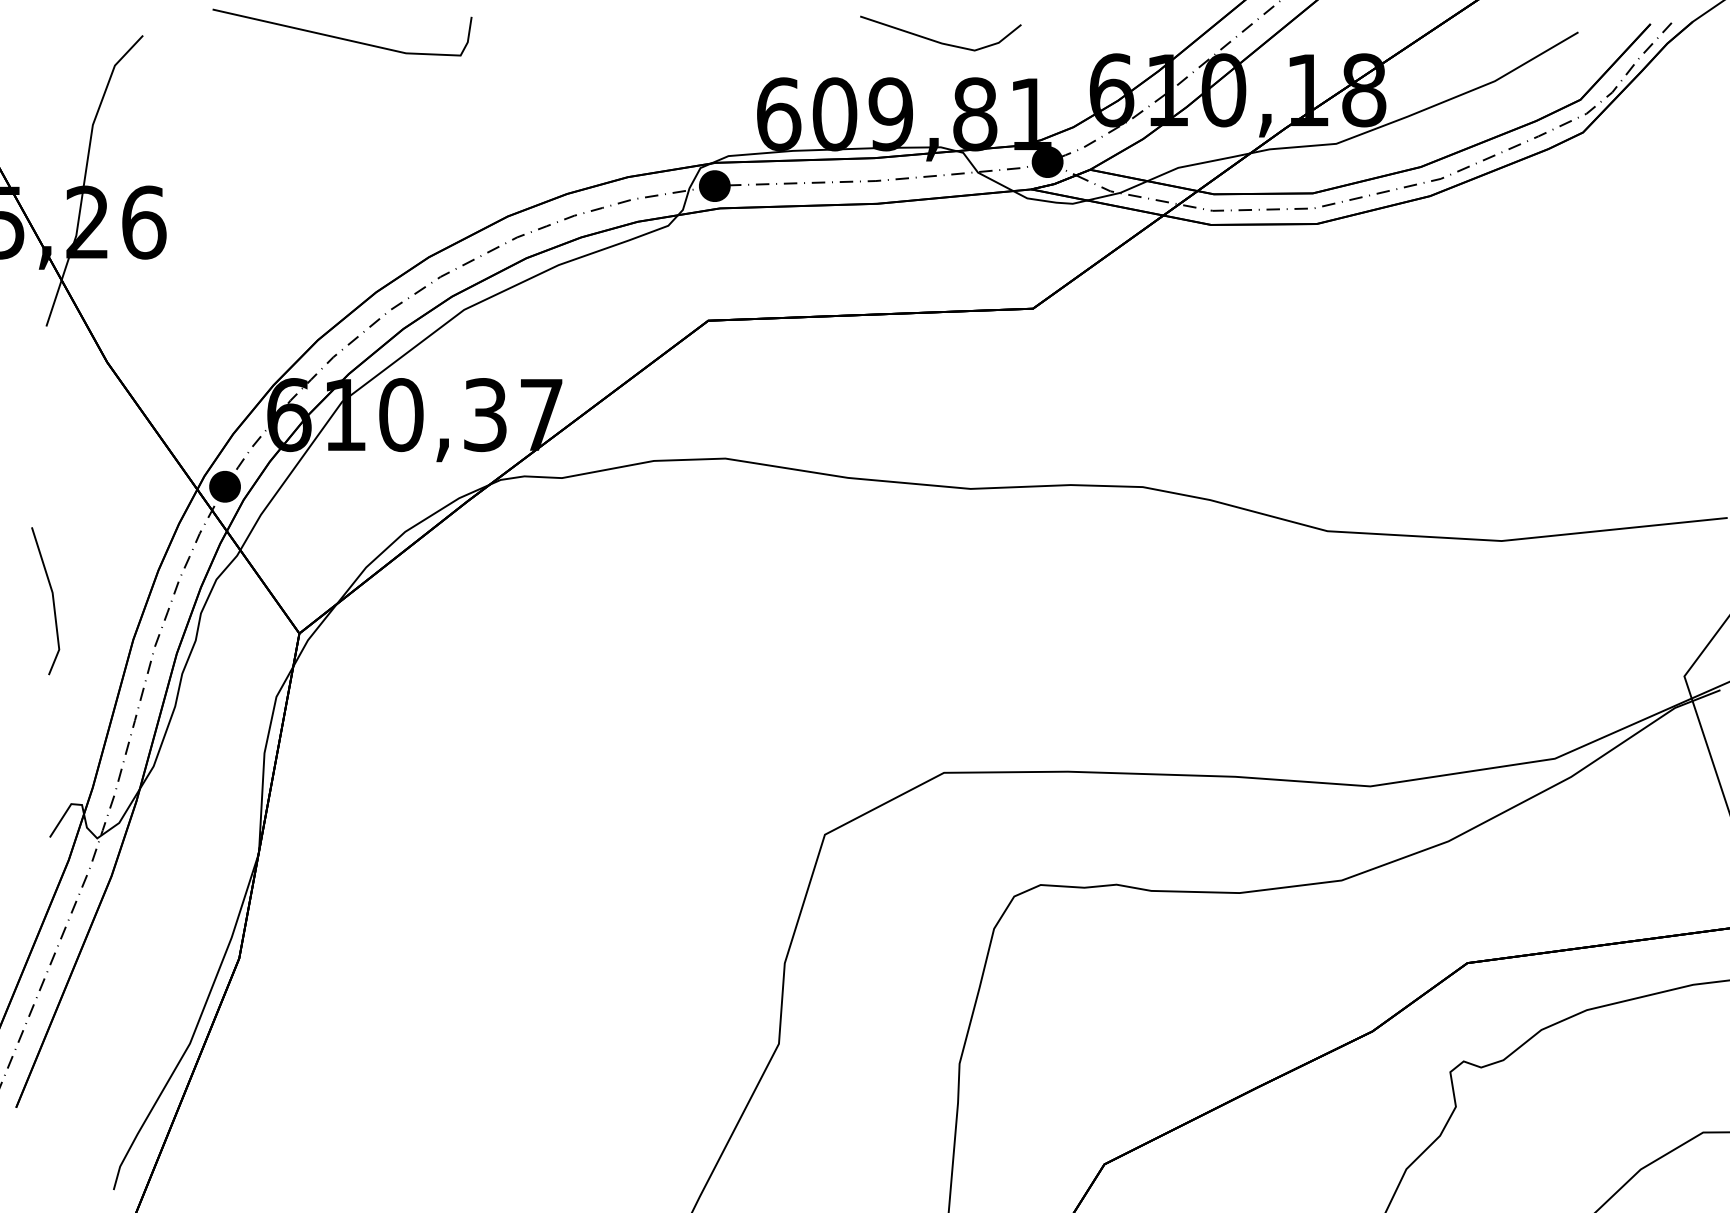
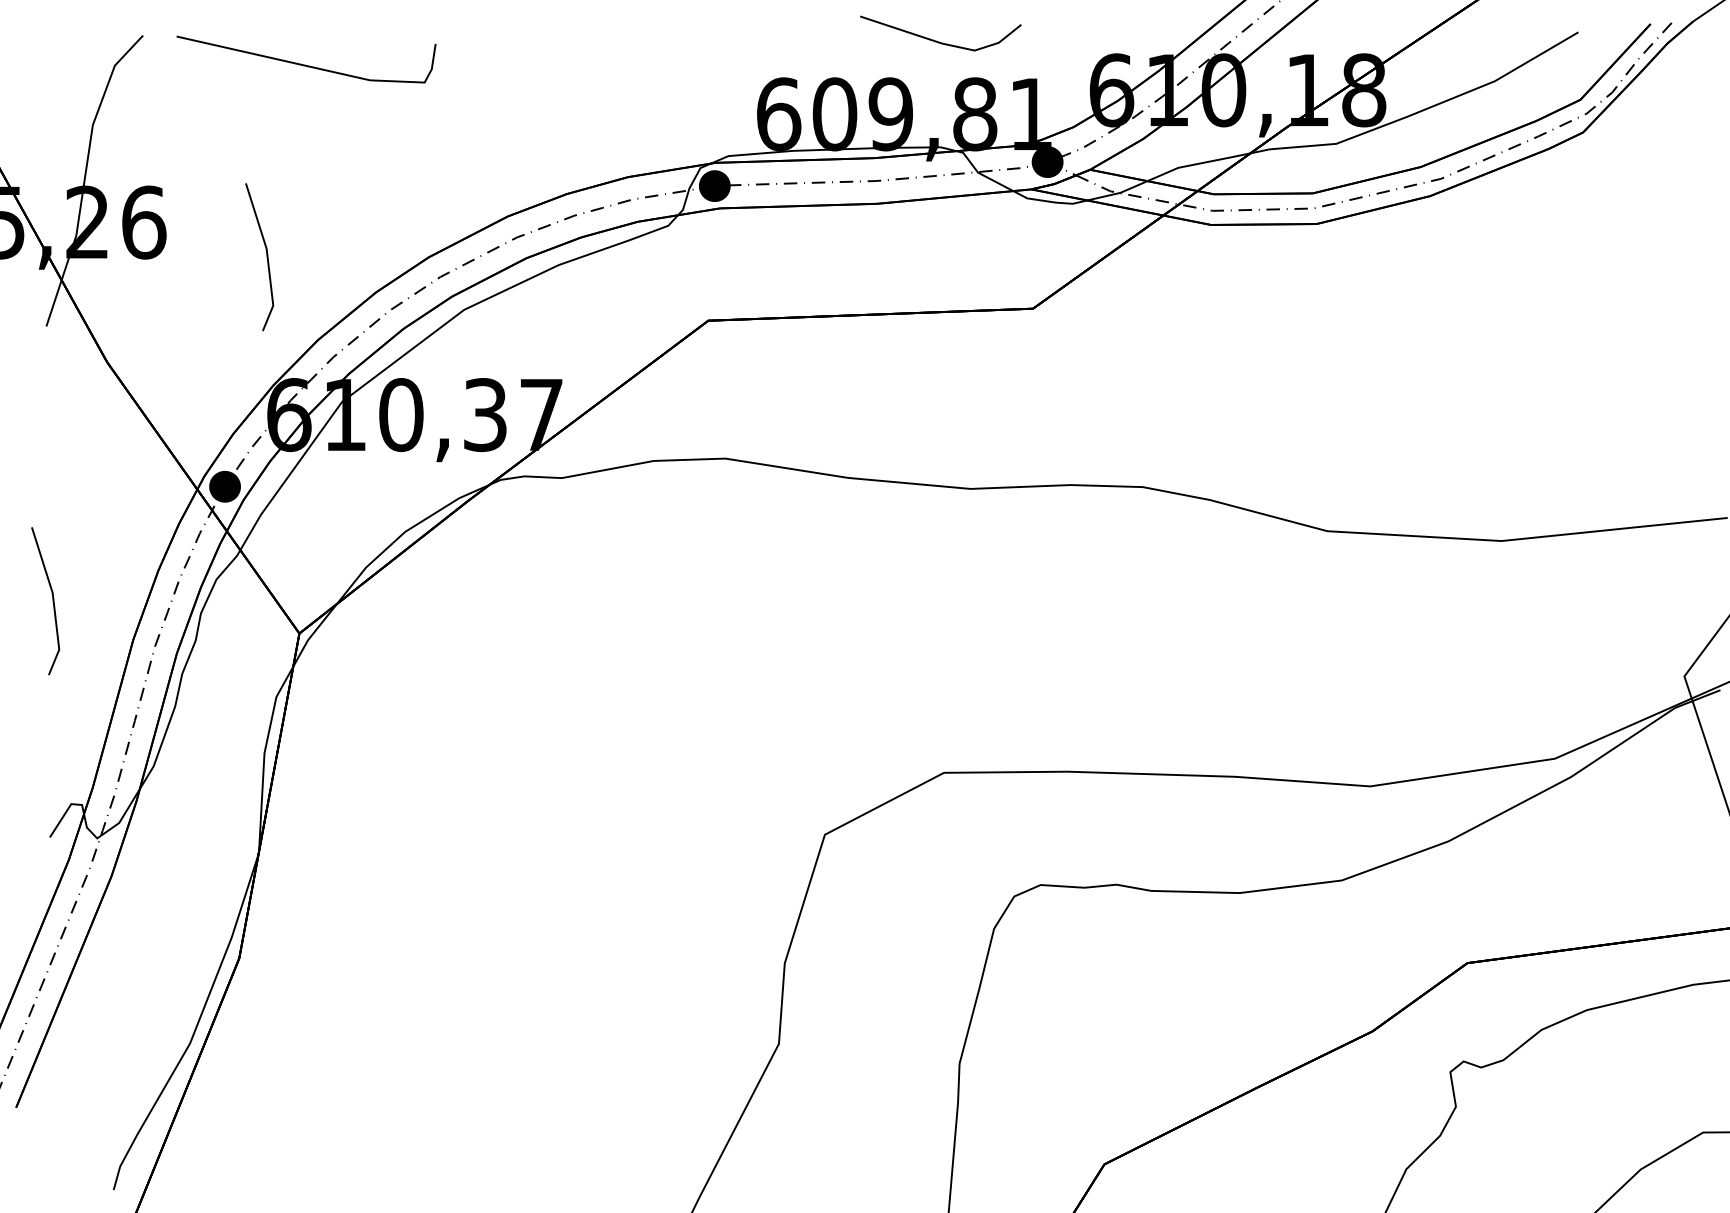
line position: (341, 37) -> (305, 64) (305, 64)
line: none -> present (266, 257)
